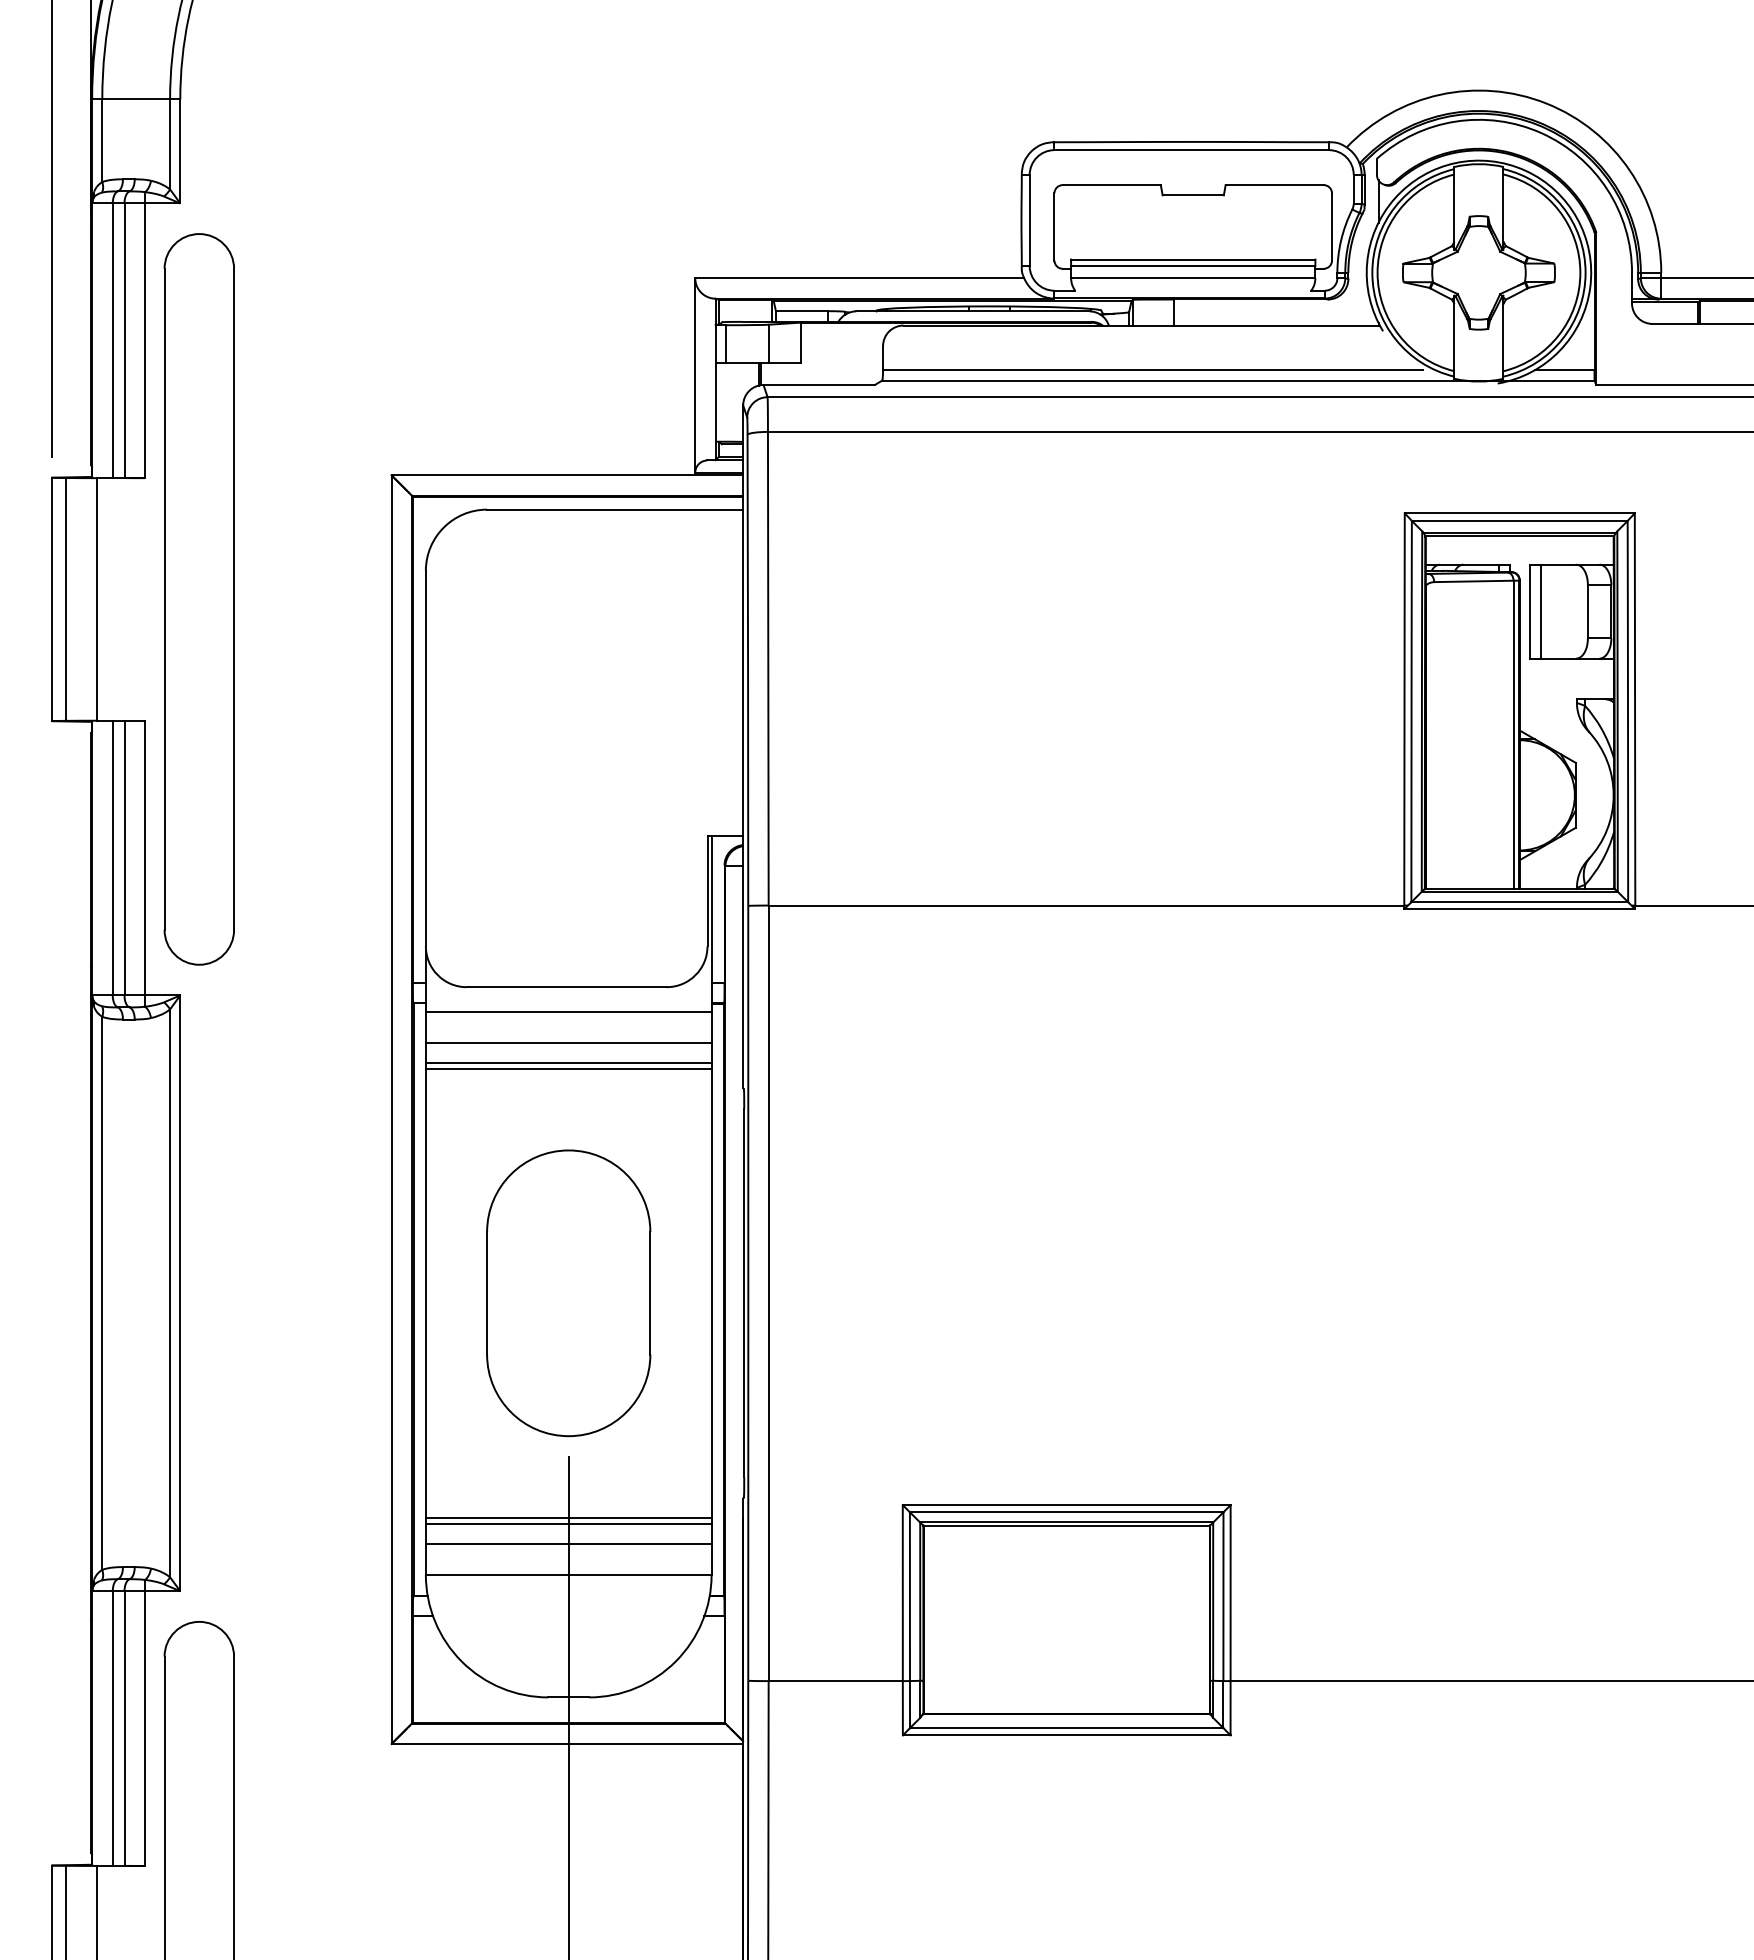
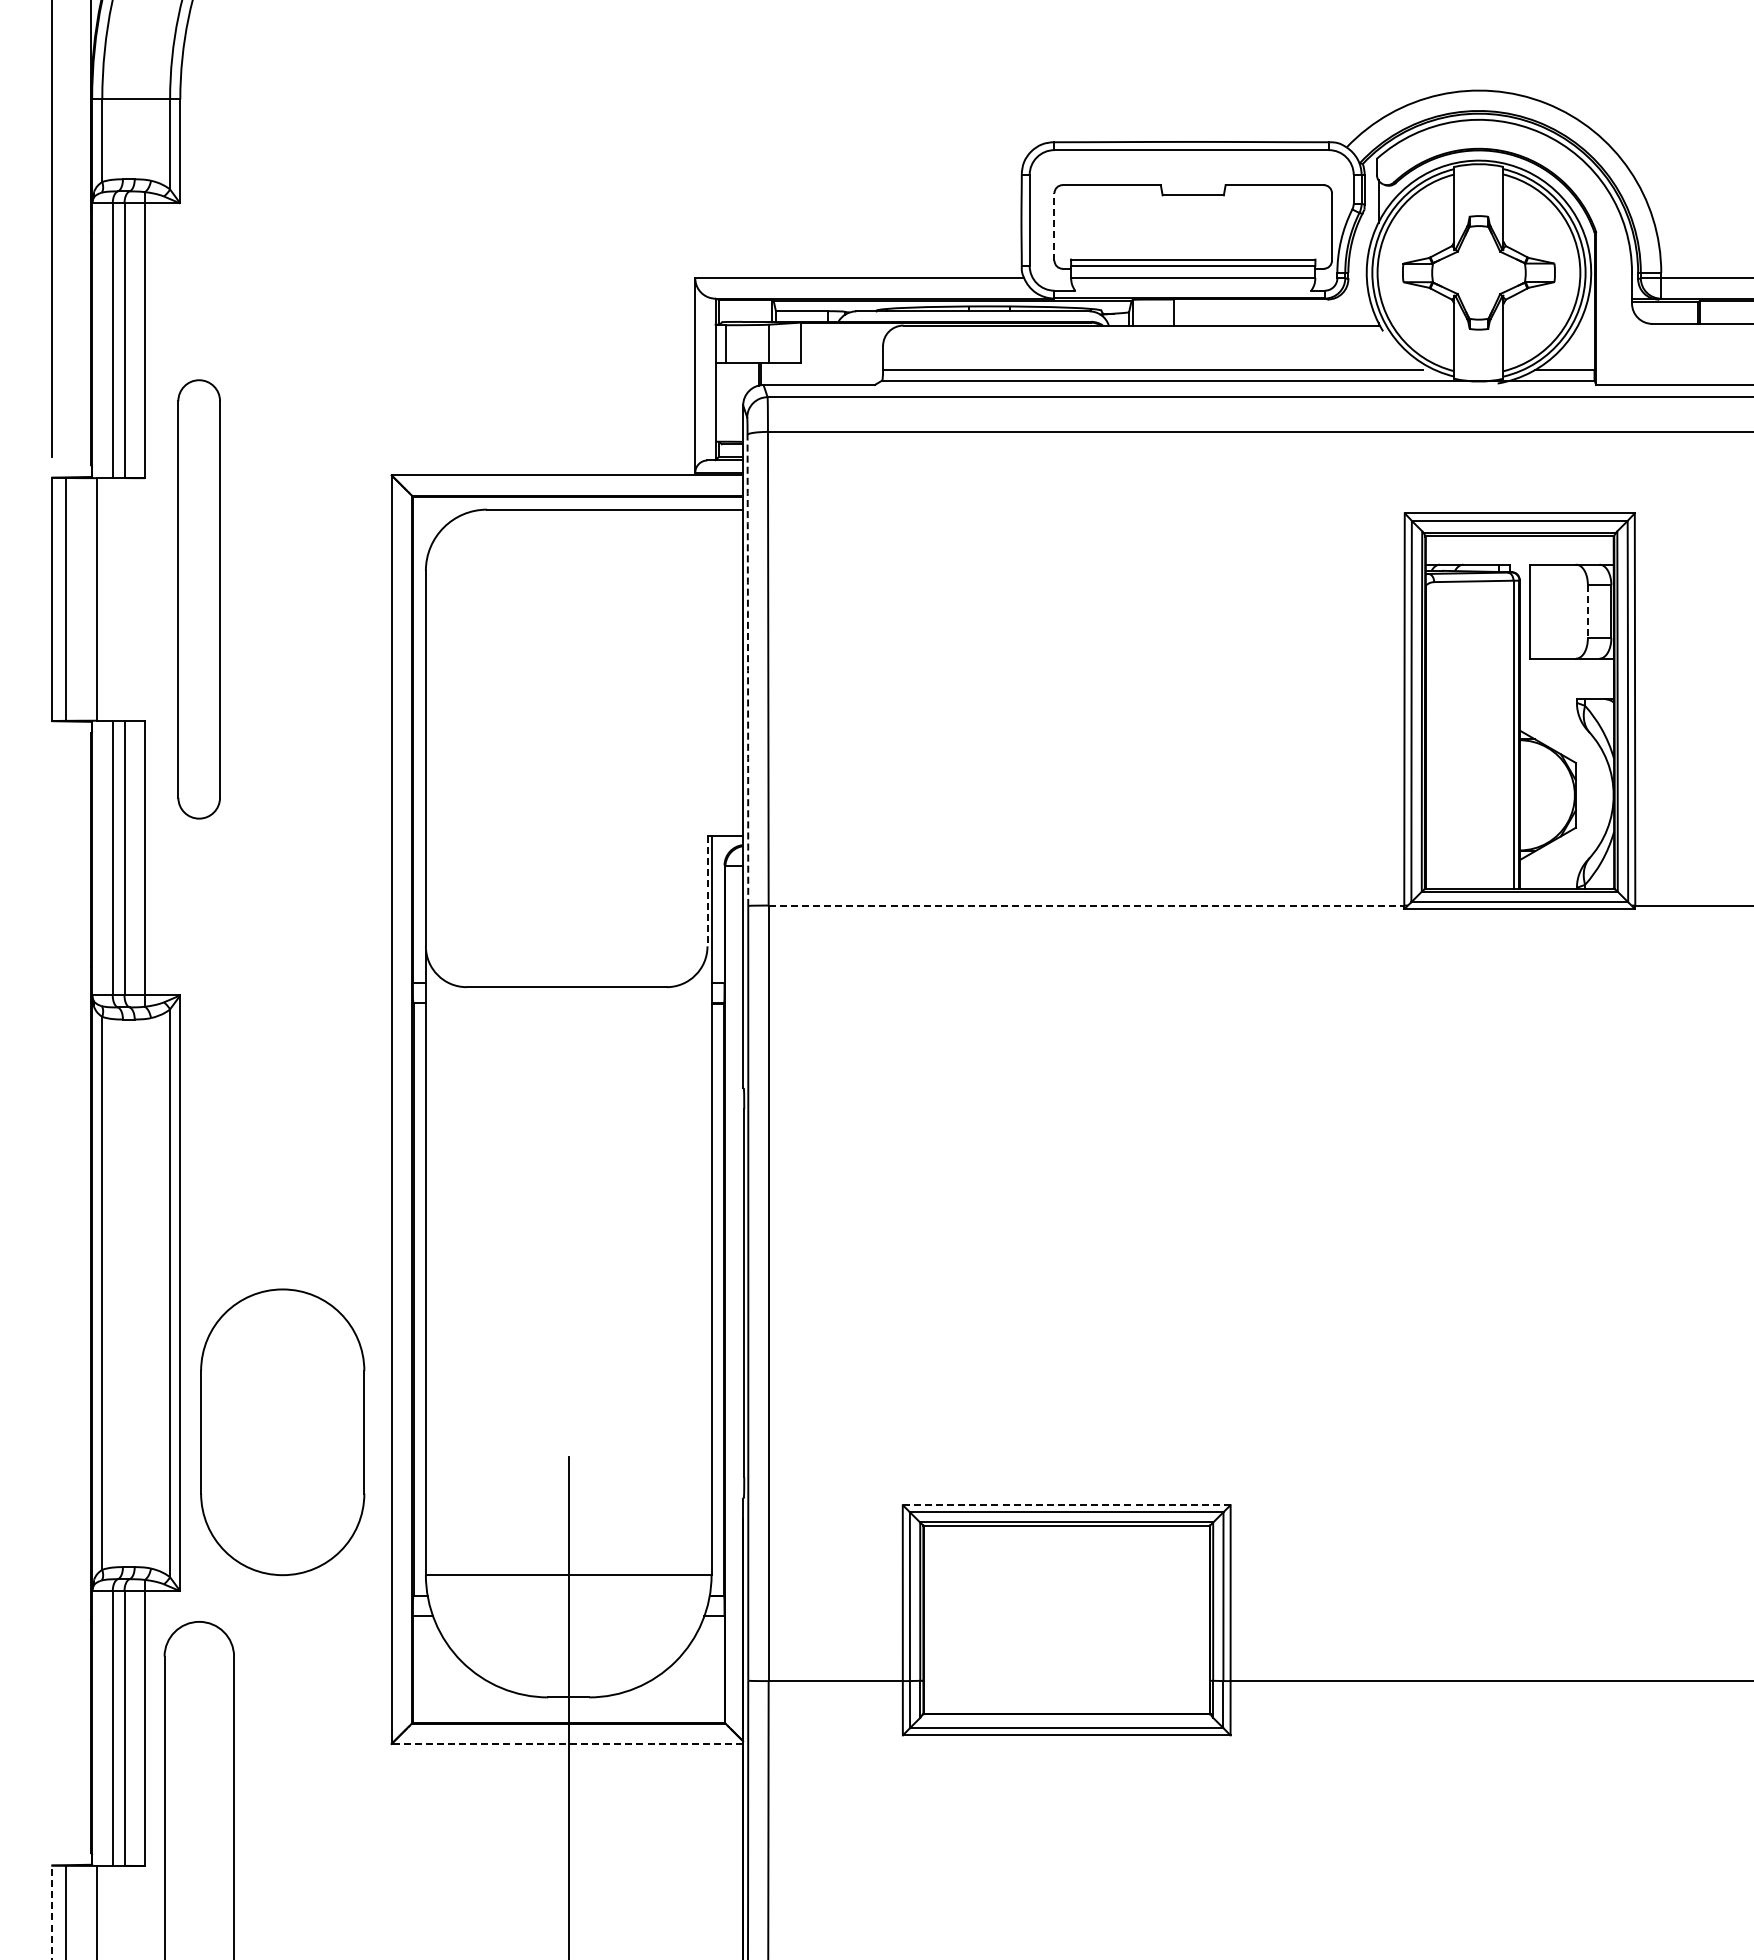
line: solid -> dashed (1054, 226)
part size: 72x733 px -> 44x441 px (198, 599)
line: present -> none (1541, 611)
line: solid -> dashed (1587, 611)
arc: solid -> dashed (748, 670)
line: solid -> dashed (707, 891)
line: solid -> dashed (1086, 905)
line: present -> none (568, 1011)
line: present -> none (568, 1043)
line: present -> none (568, 1062)
line: present -> none (568, 1068)
part position: (568, 1293) -> (282, 1432) (282, 1432)
line: solid -> dashed (1066, 1505)
line: present -> none (568, 1517)
line: present -> none (568, 1524)
line: present -> none (568, 1543)
line: solid -> dashed (567, 1743)
line: solid -> dashed (52, 1912)
